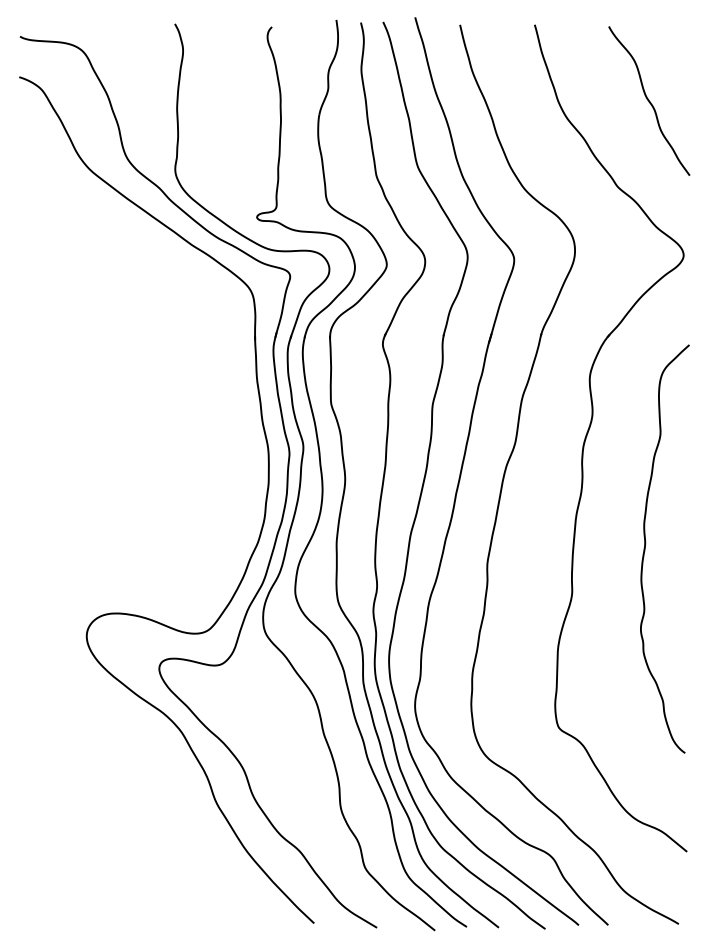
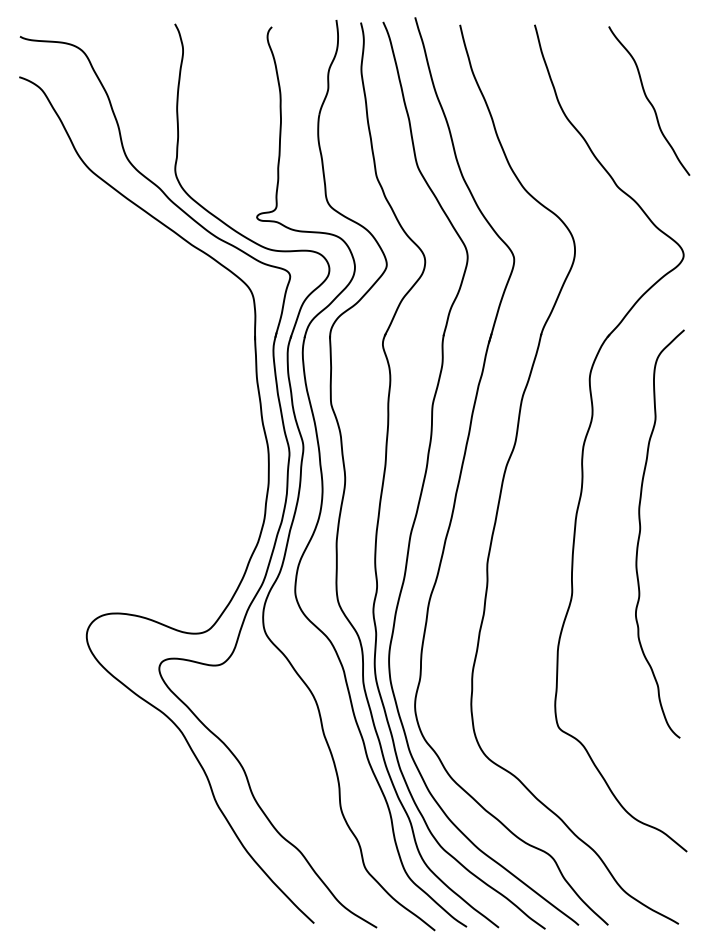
curve position: (646, 544) -> (641, 529) (641, 529)
